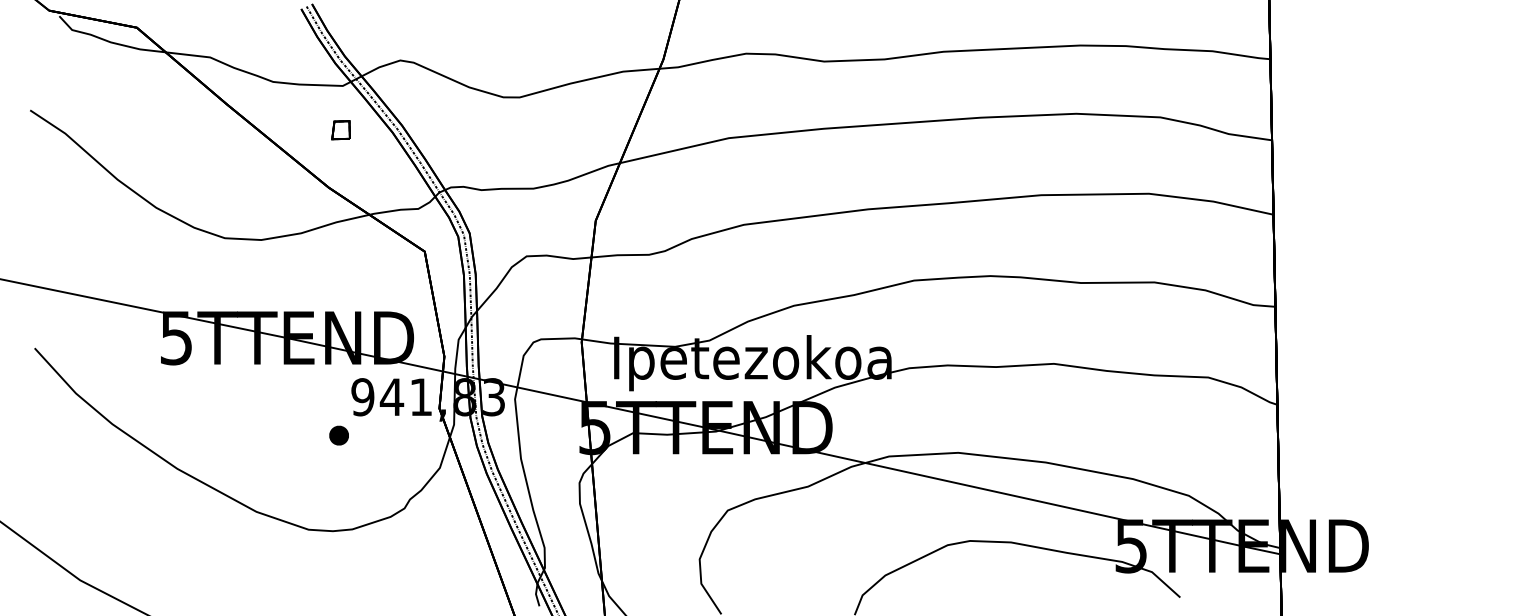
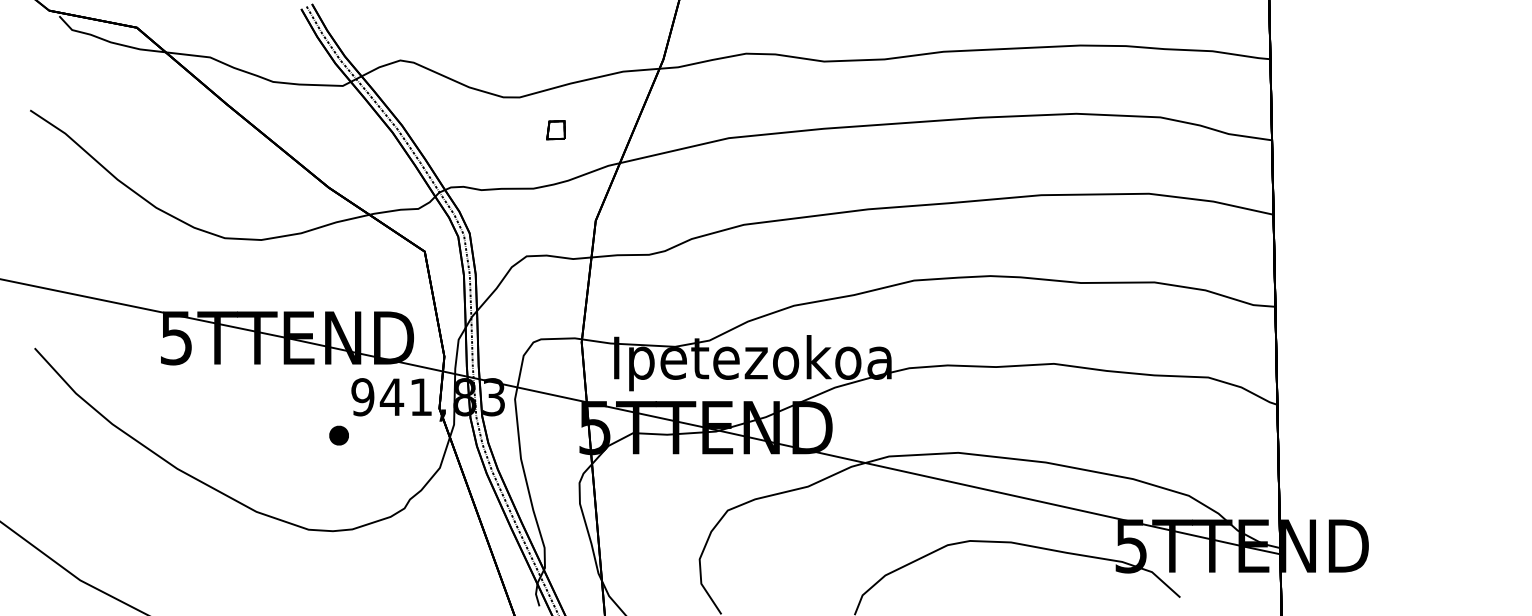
part position: (340, 130) -> (555, 130) (555, 130)
